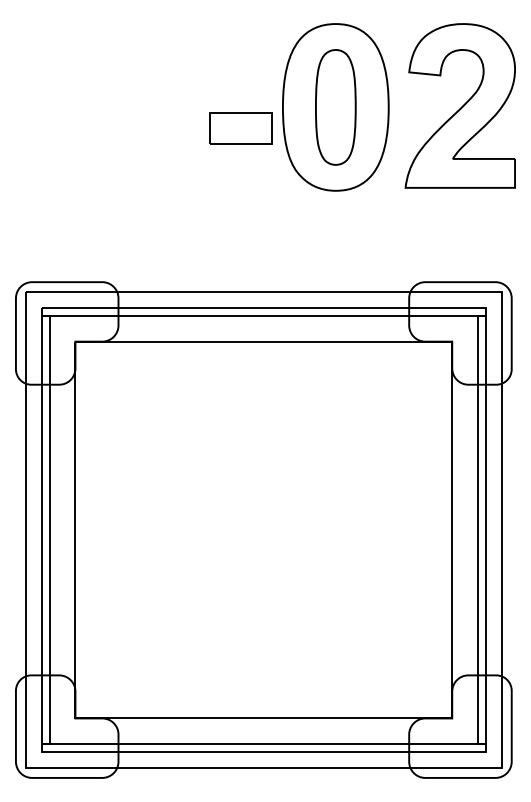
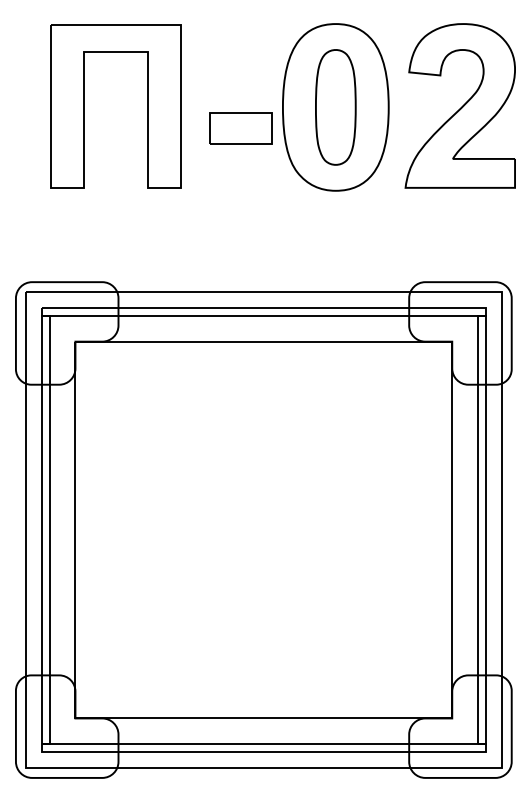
part: none -> present (84, 106)
